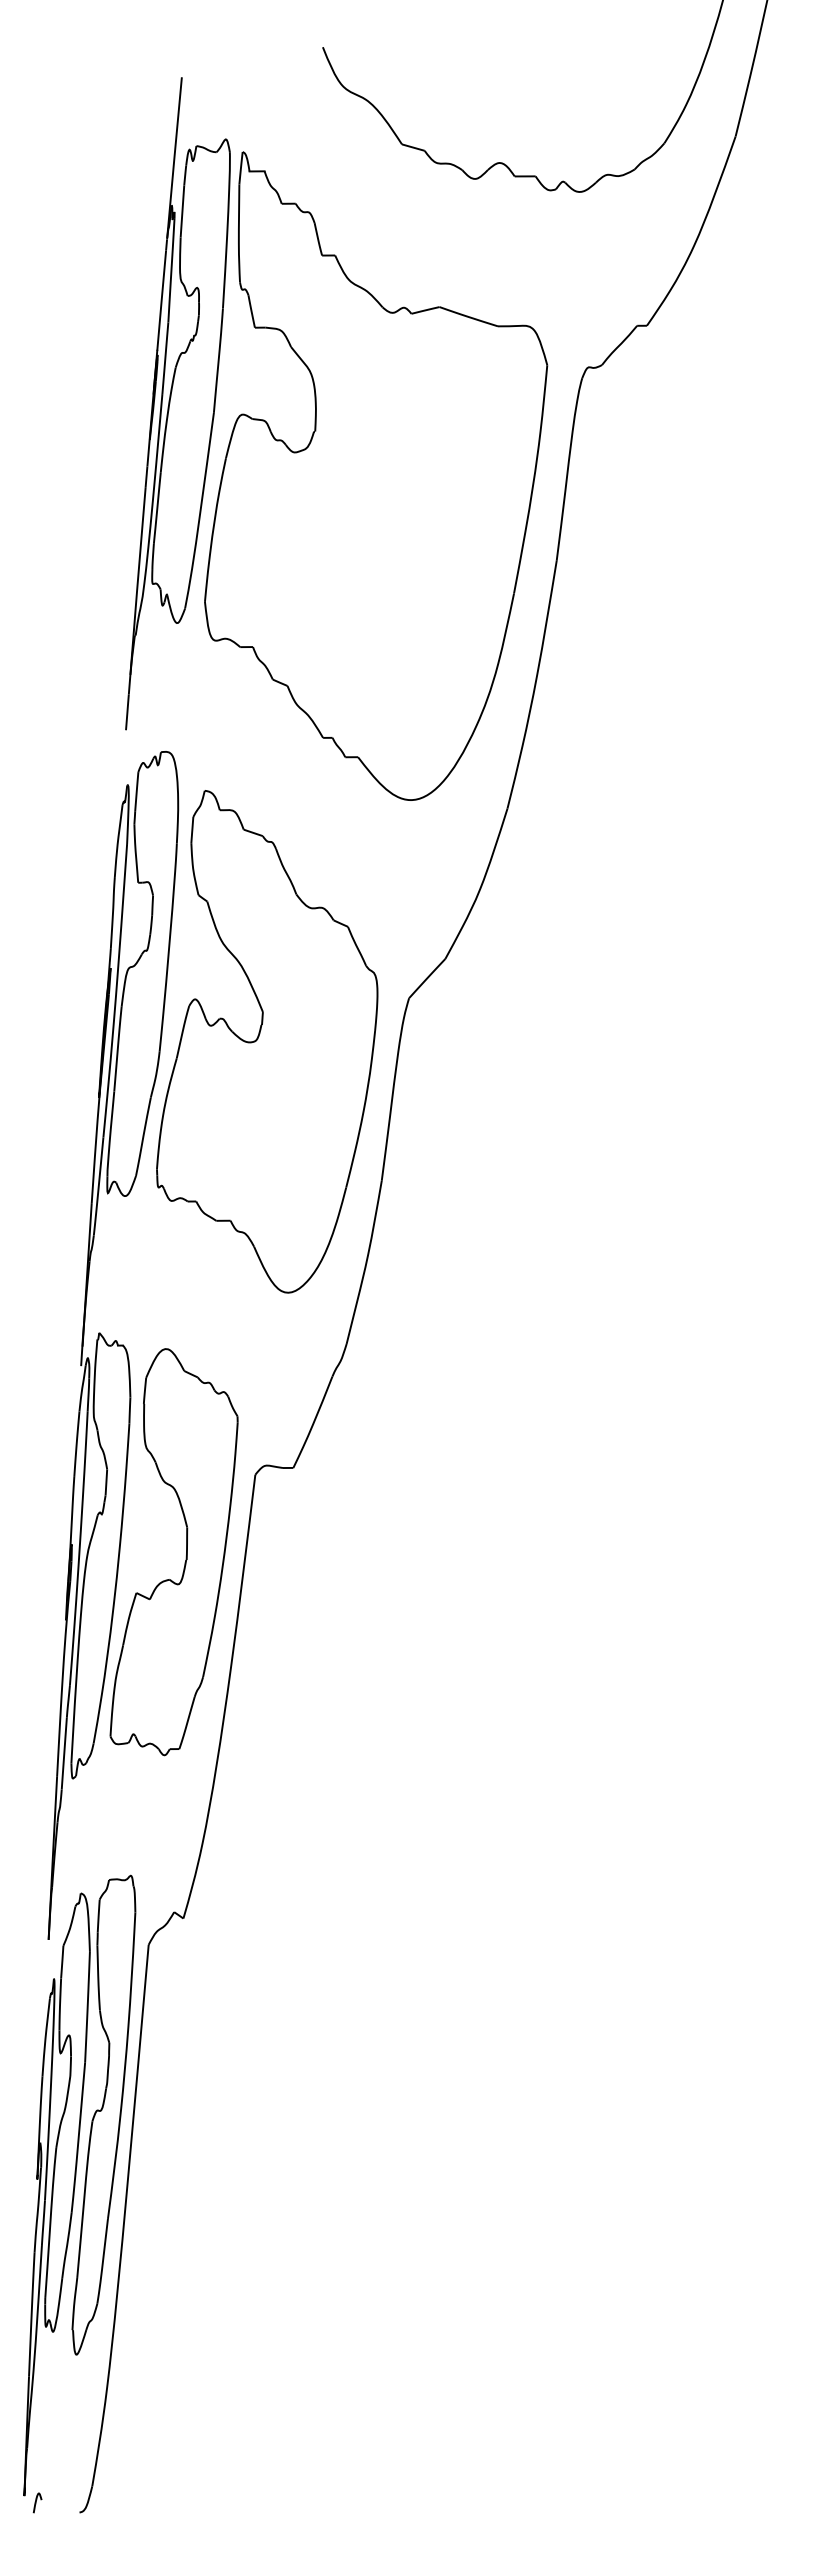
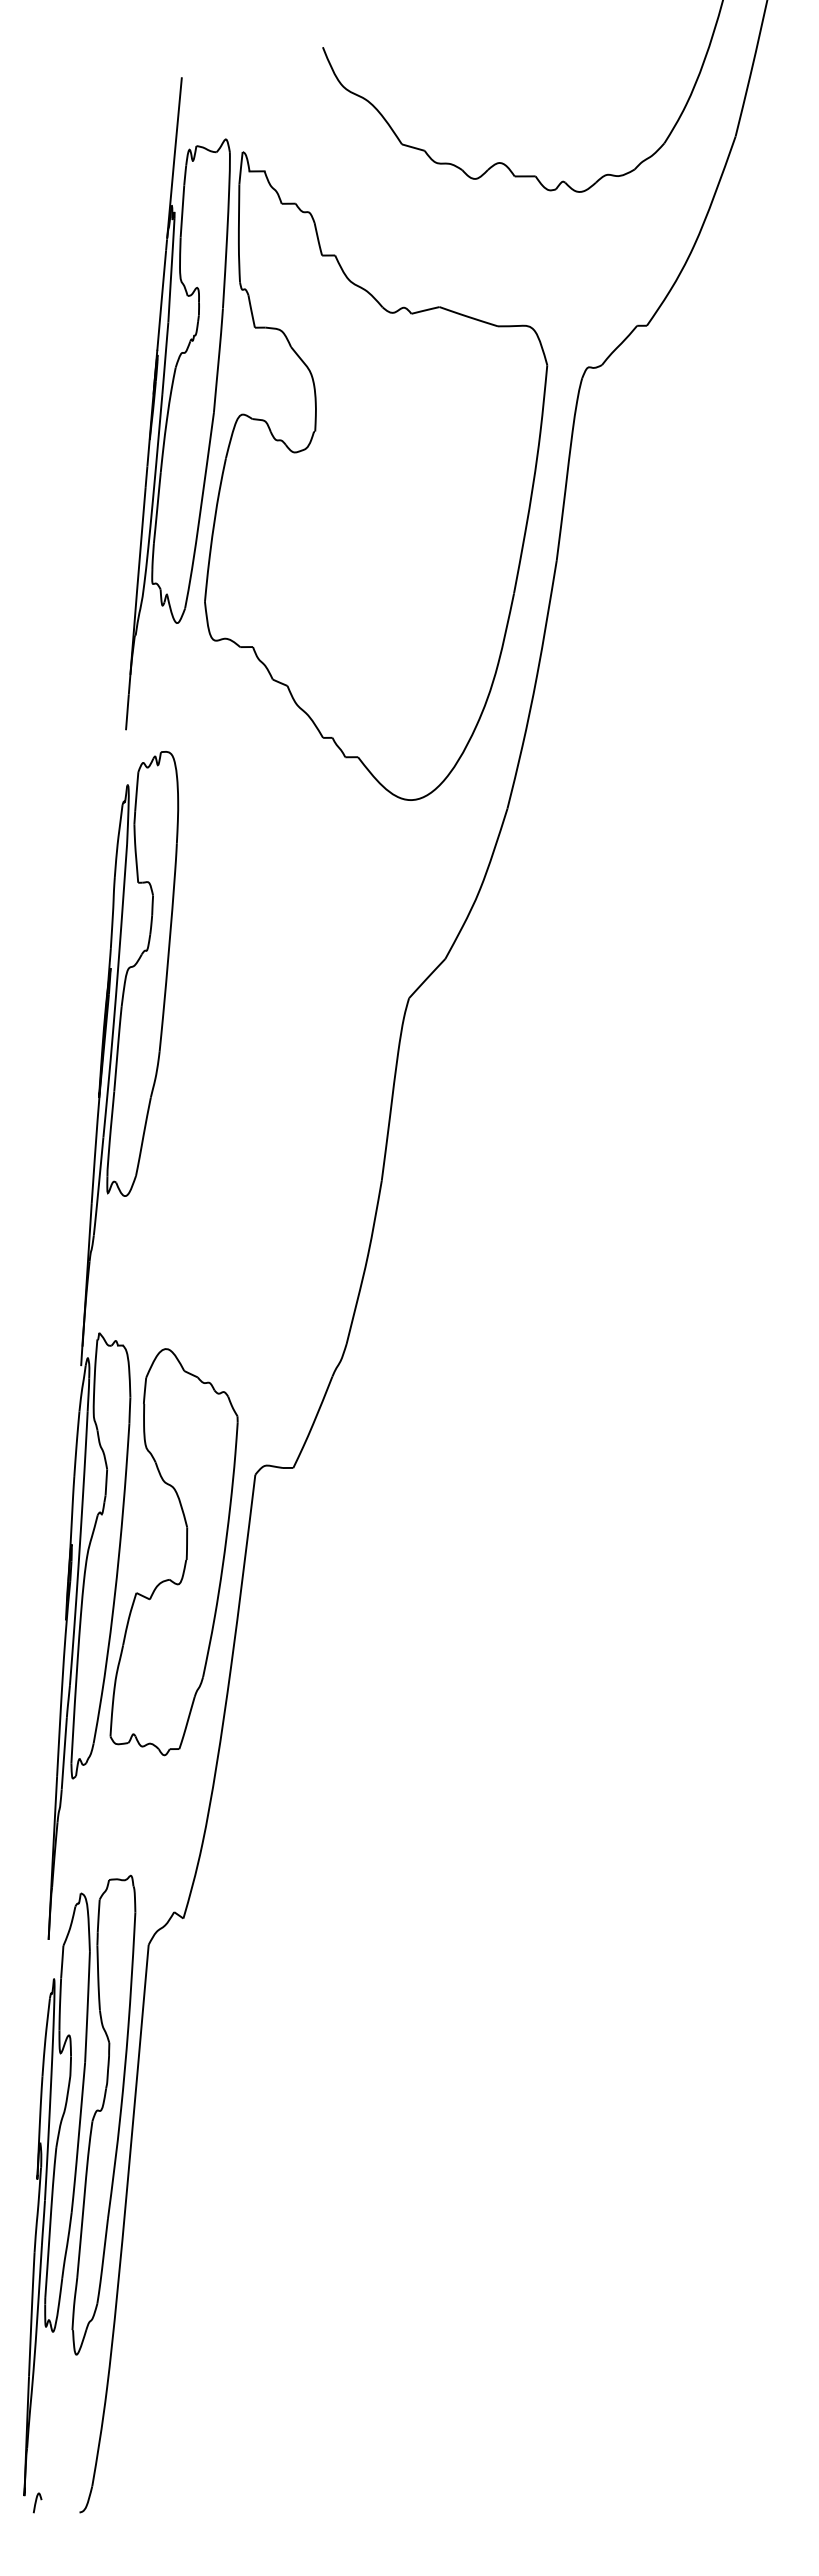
part: present -> none (267, 1041)
